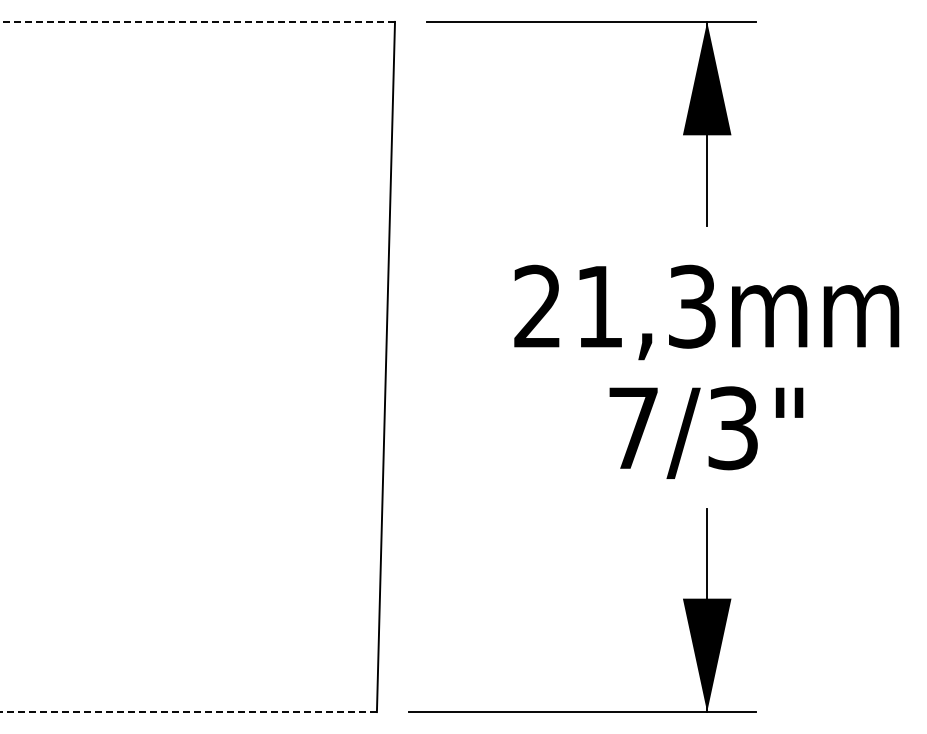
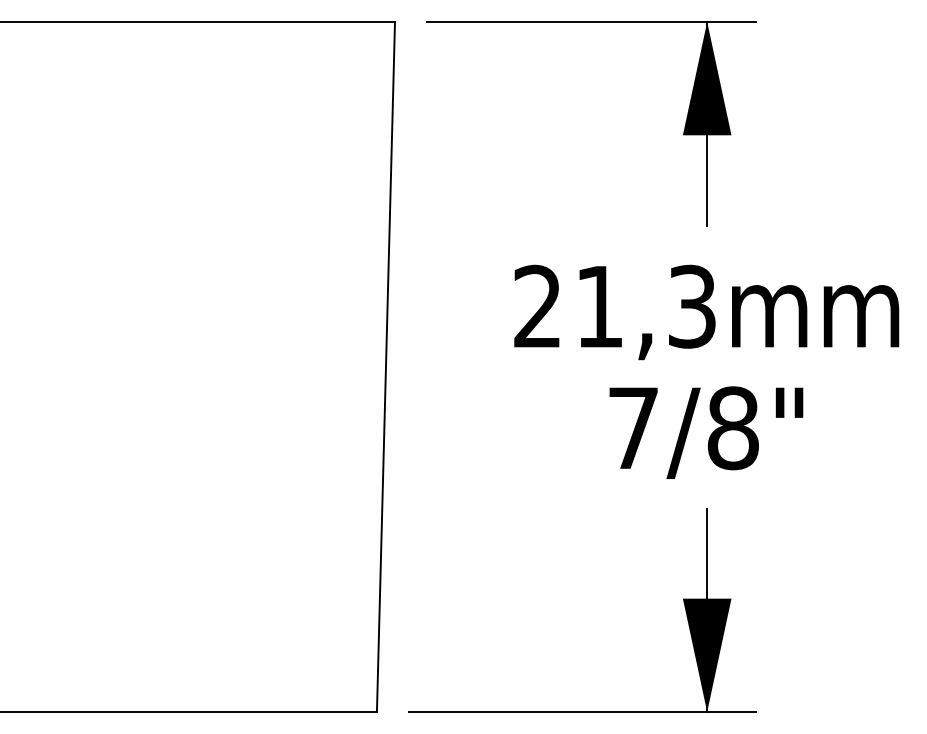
line: dashed -> solid (197, 21)
text: 7/3" -> 7/8" (732, 428)
line: dashed -> solid (188, 712)
